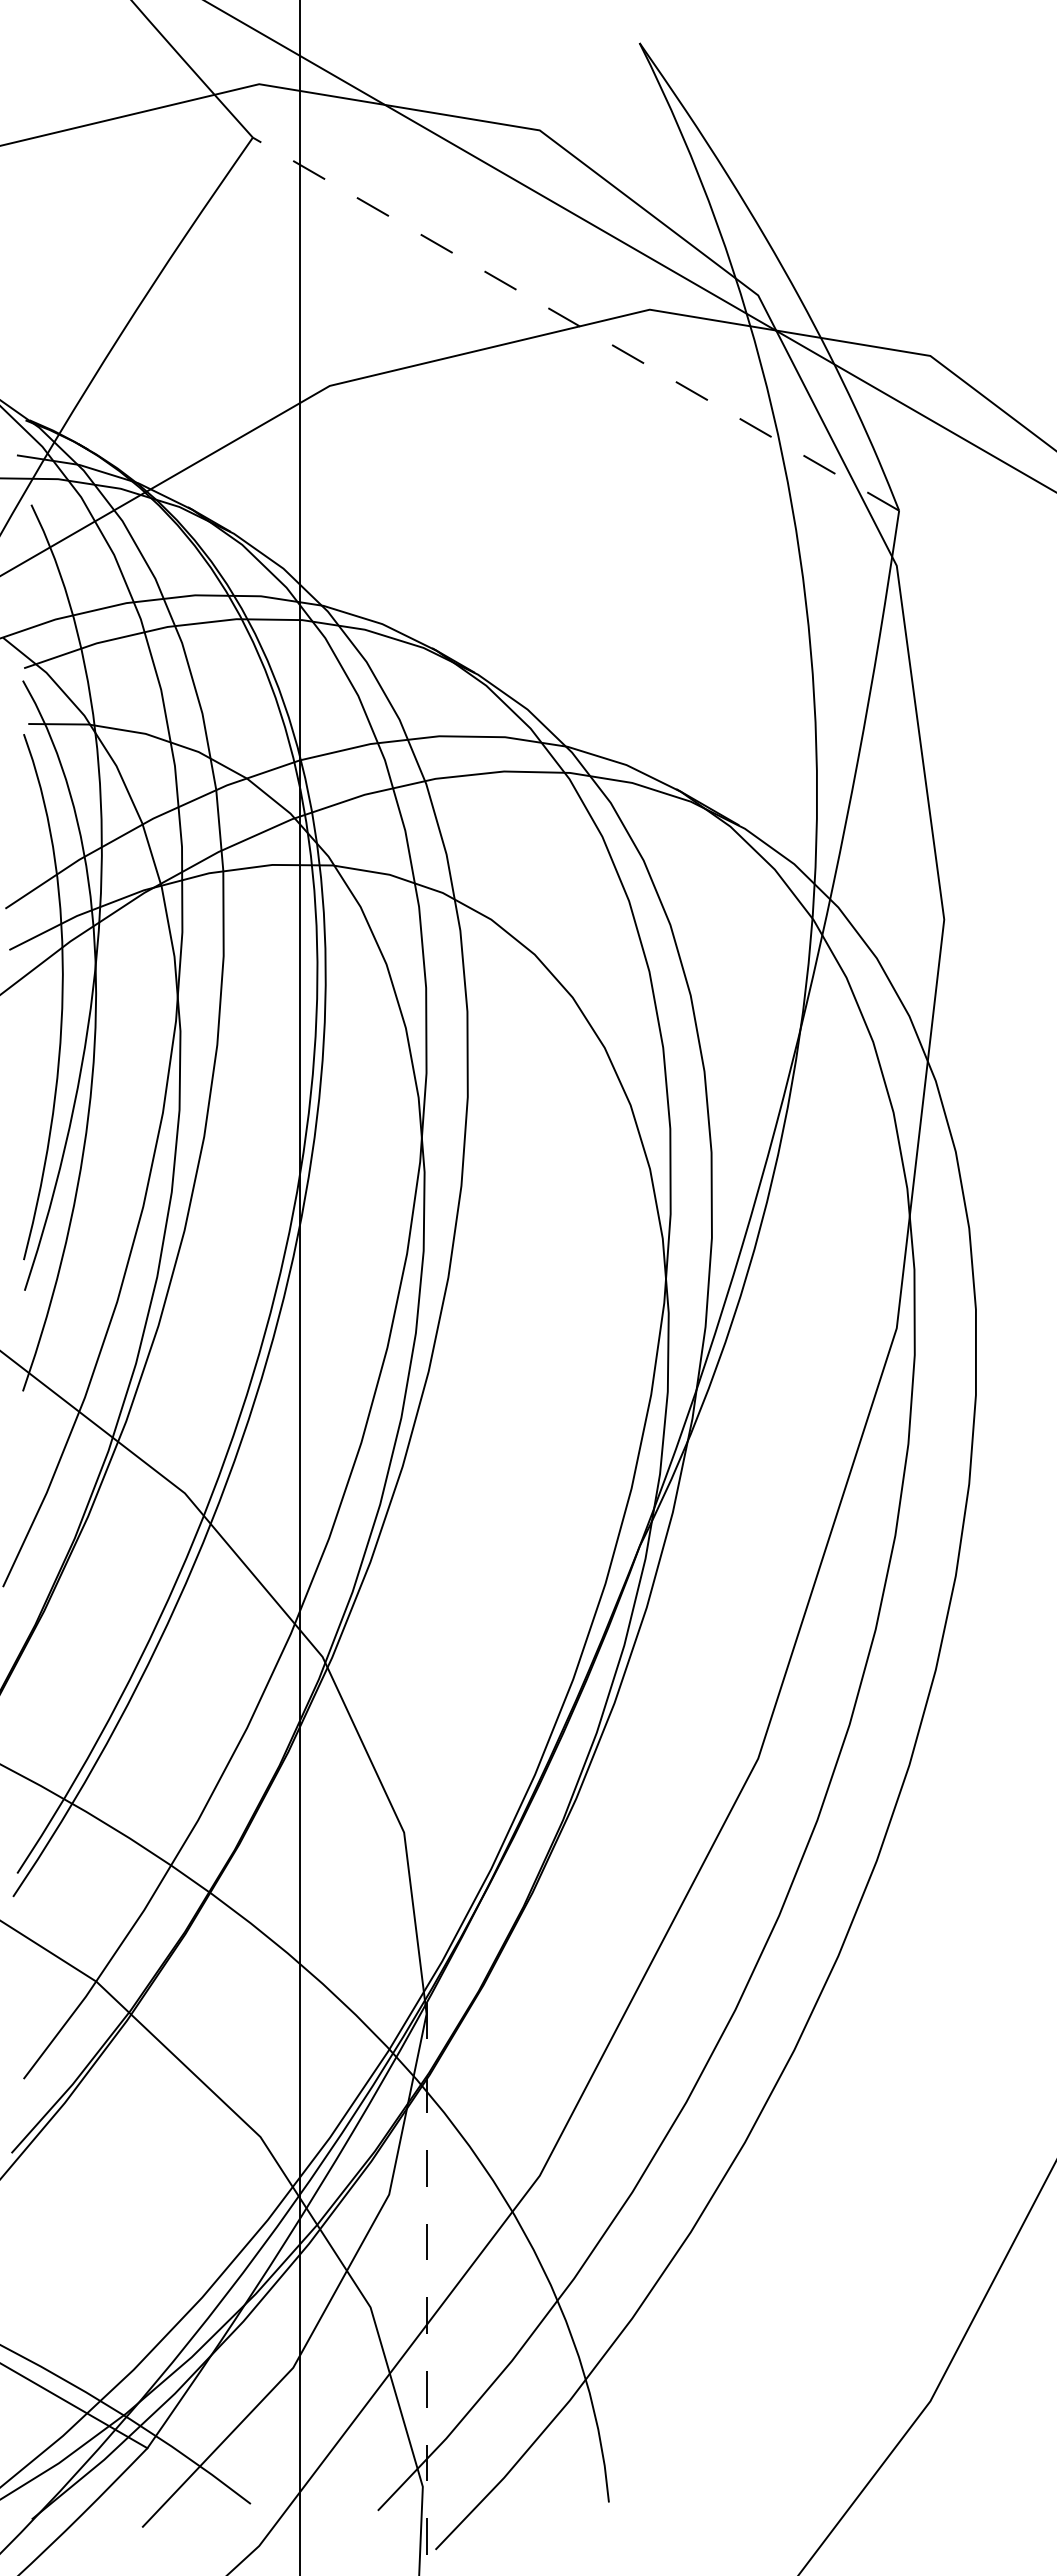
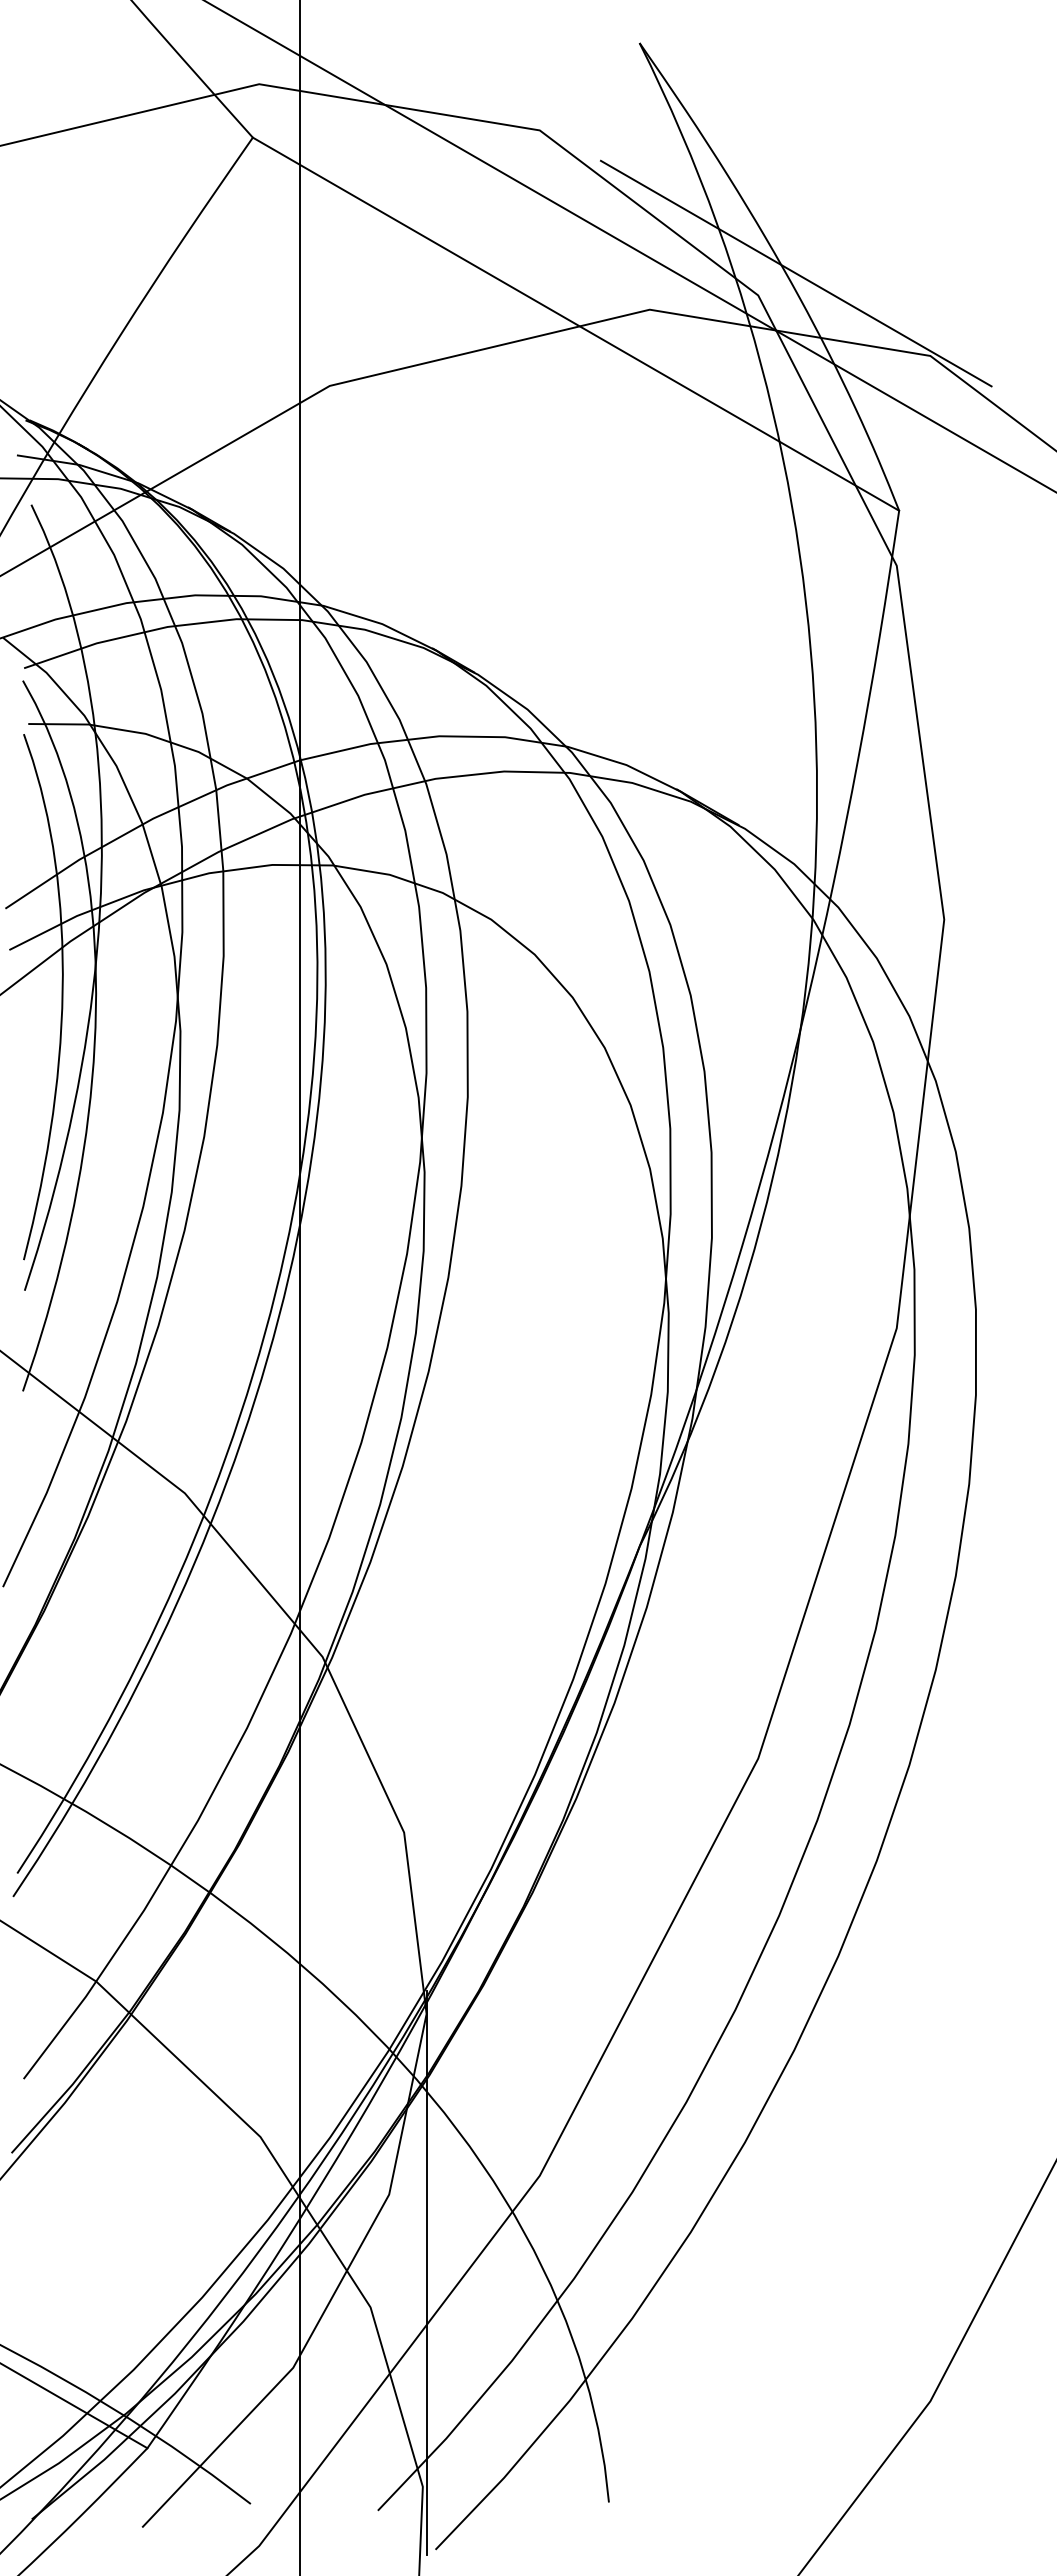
line: none -> present (795, 273)
line: dashed -> solid (575, 323)
line: dashed -> solid (427, 2273)
